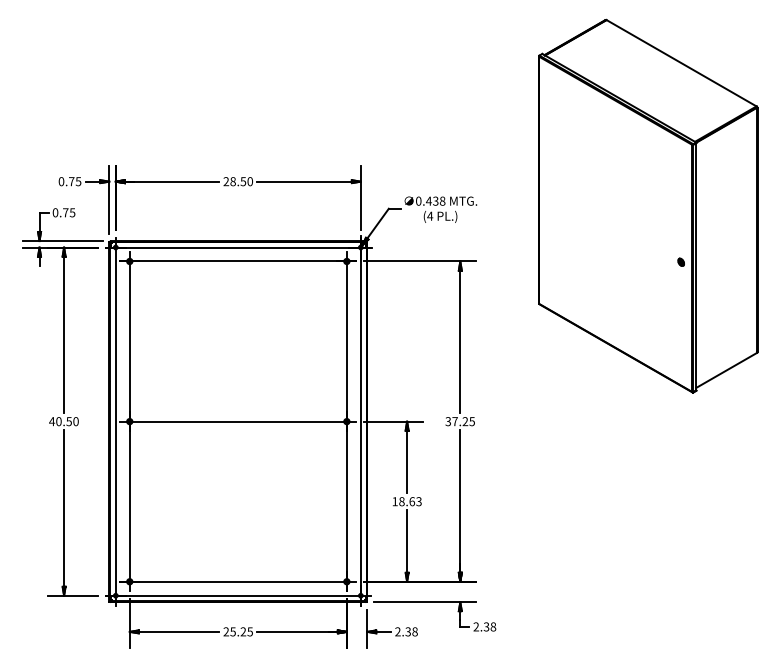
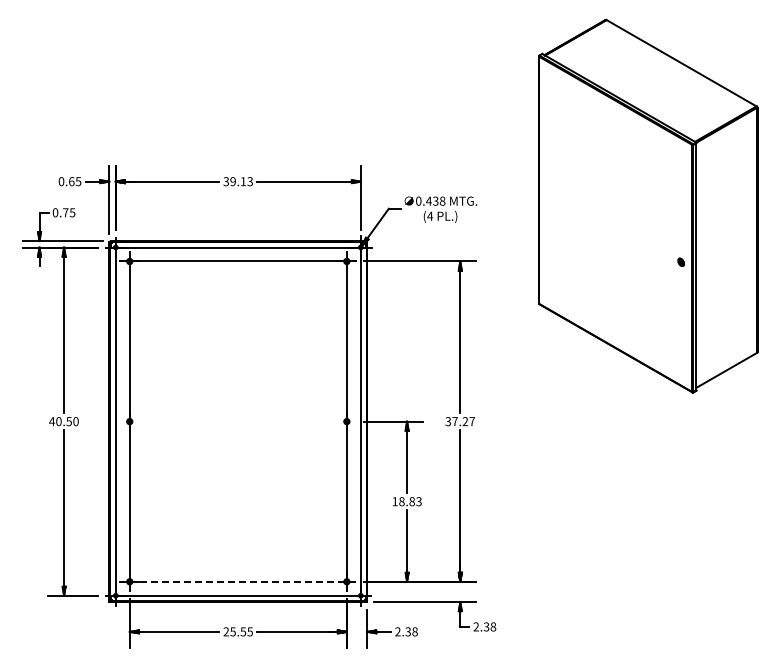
text: 0.75 -> 0.65 (71, 181)
text: 28.50 -> 39.13 (238, 181)
line: present -> none (238, 421)
text: 37.25 -> 37.27 (472, 421)
text: 18.63 -> 18.83 (411, 501)
line: solid -> dashed (237, 581)
text: 25.25 -> 25.55 (243, 631)
